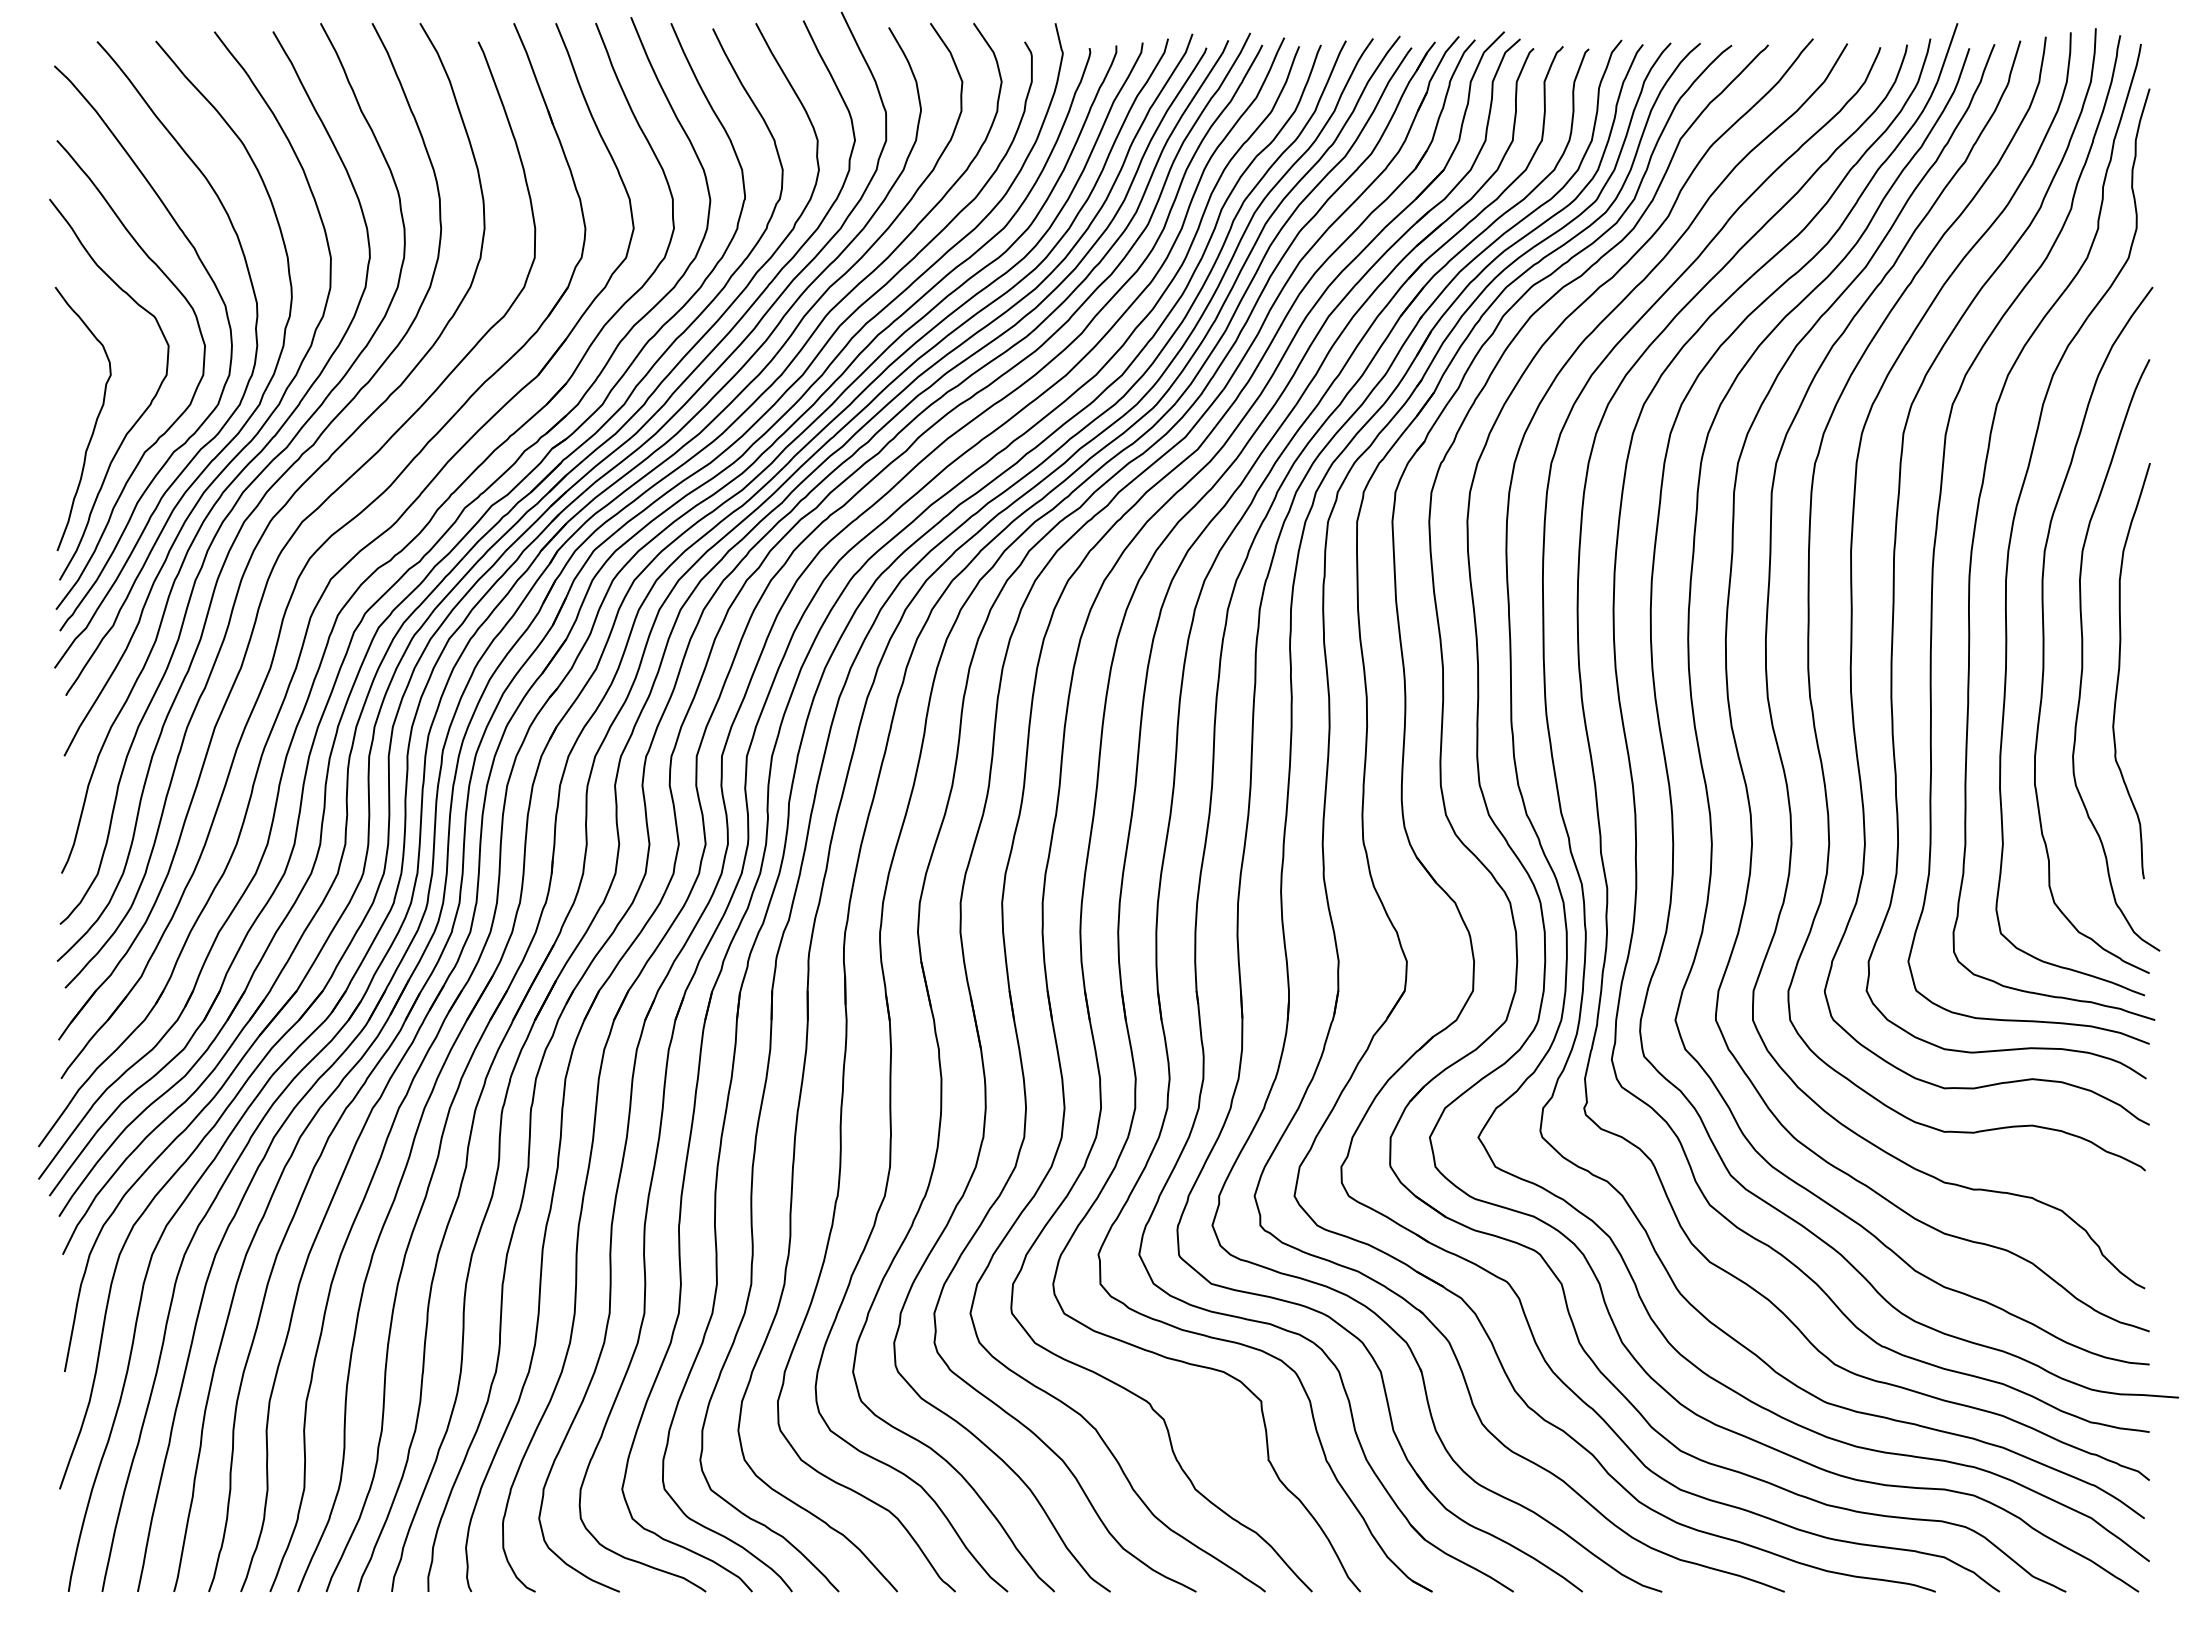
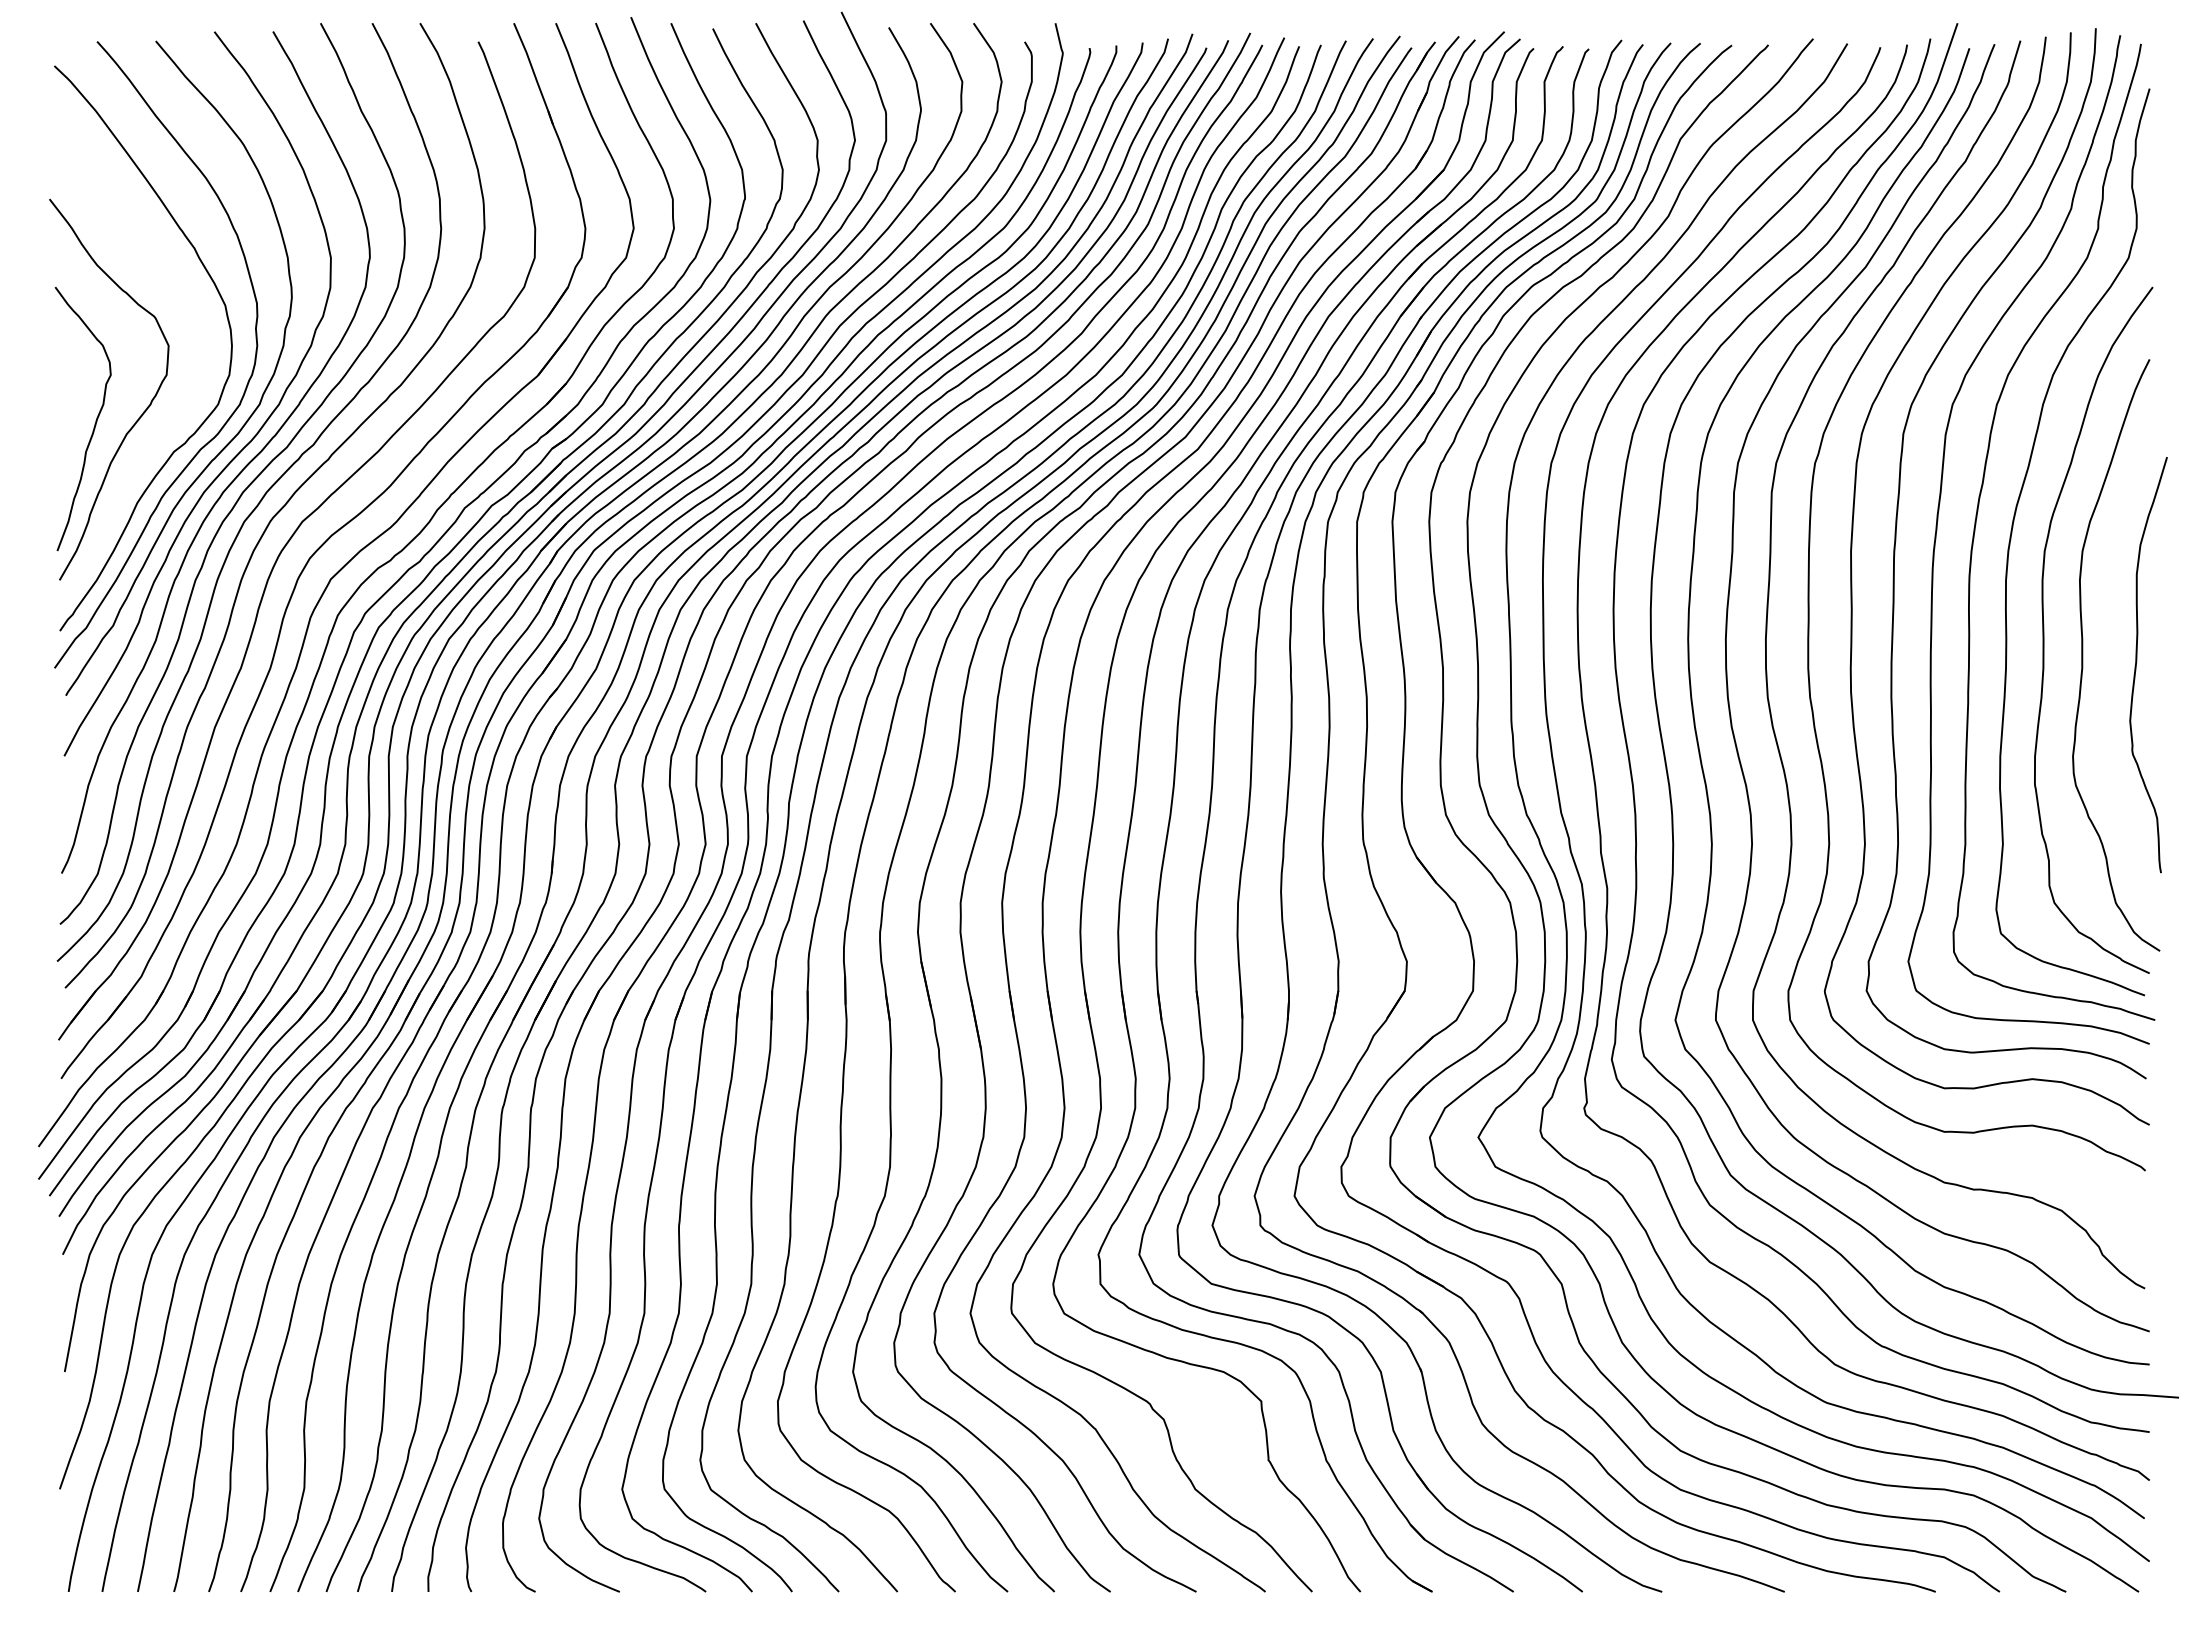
curve: present -> none (176, 418)
curve position: (2120, 668) -> (2137, 662) (2137, 662)
